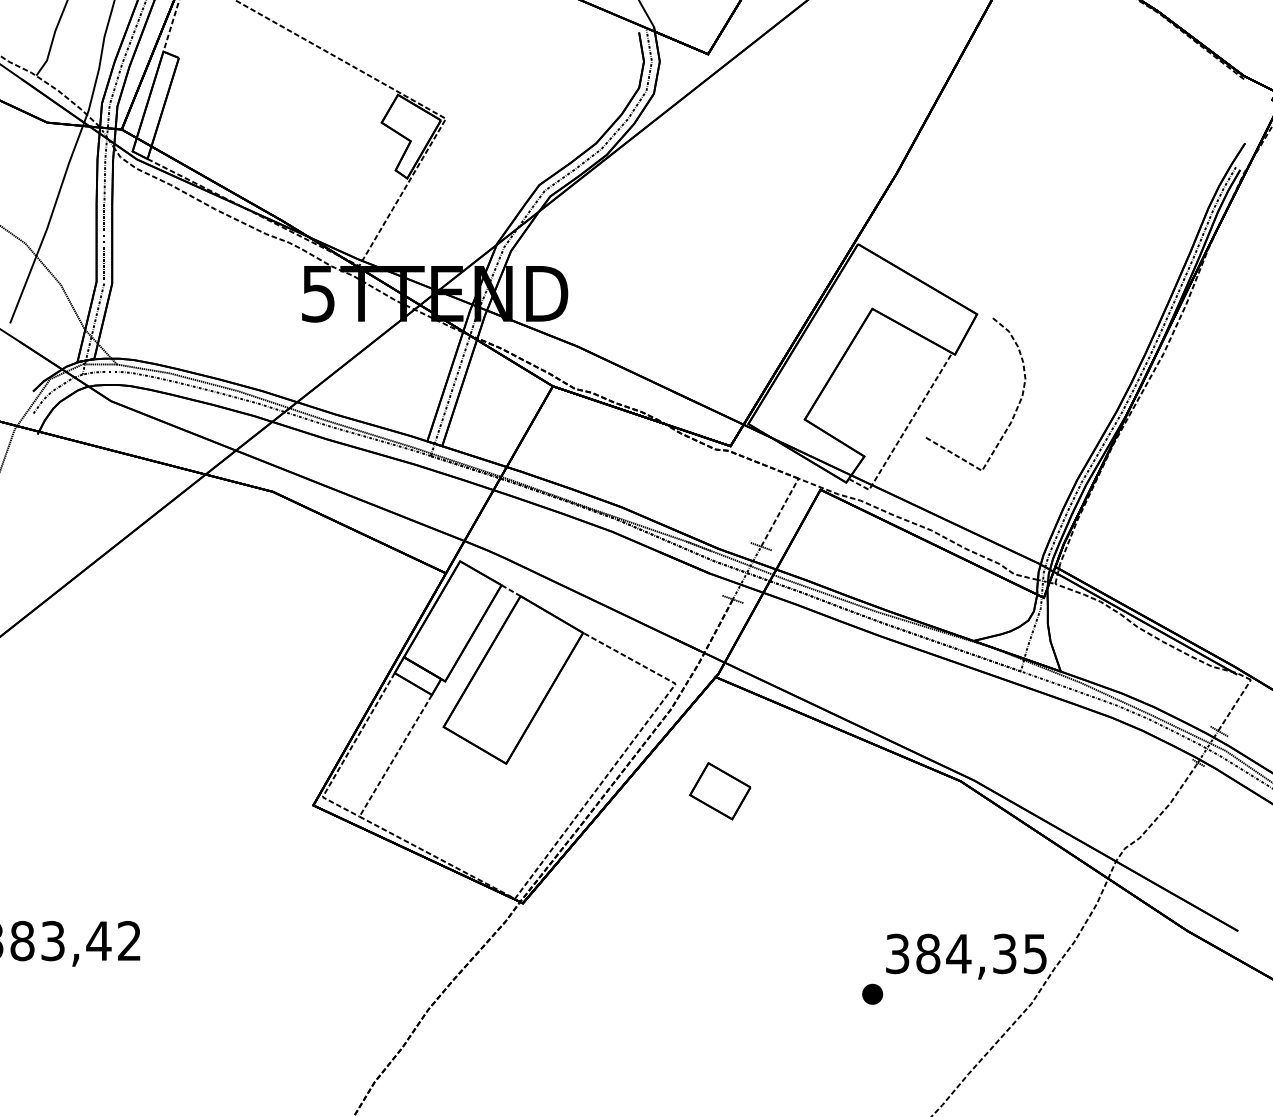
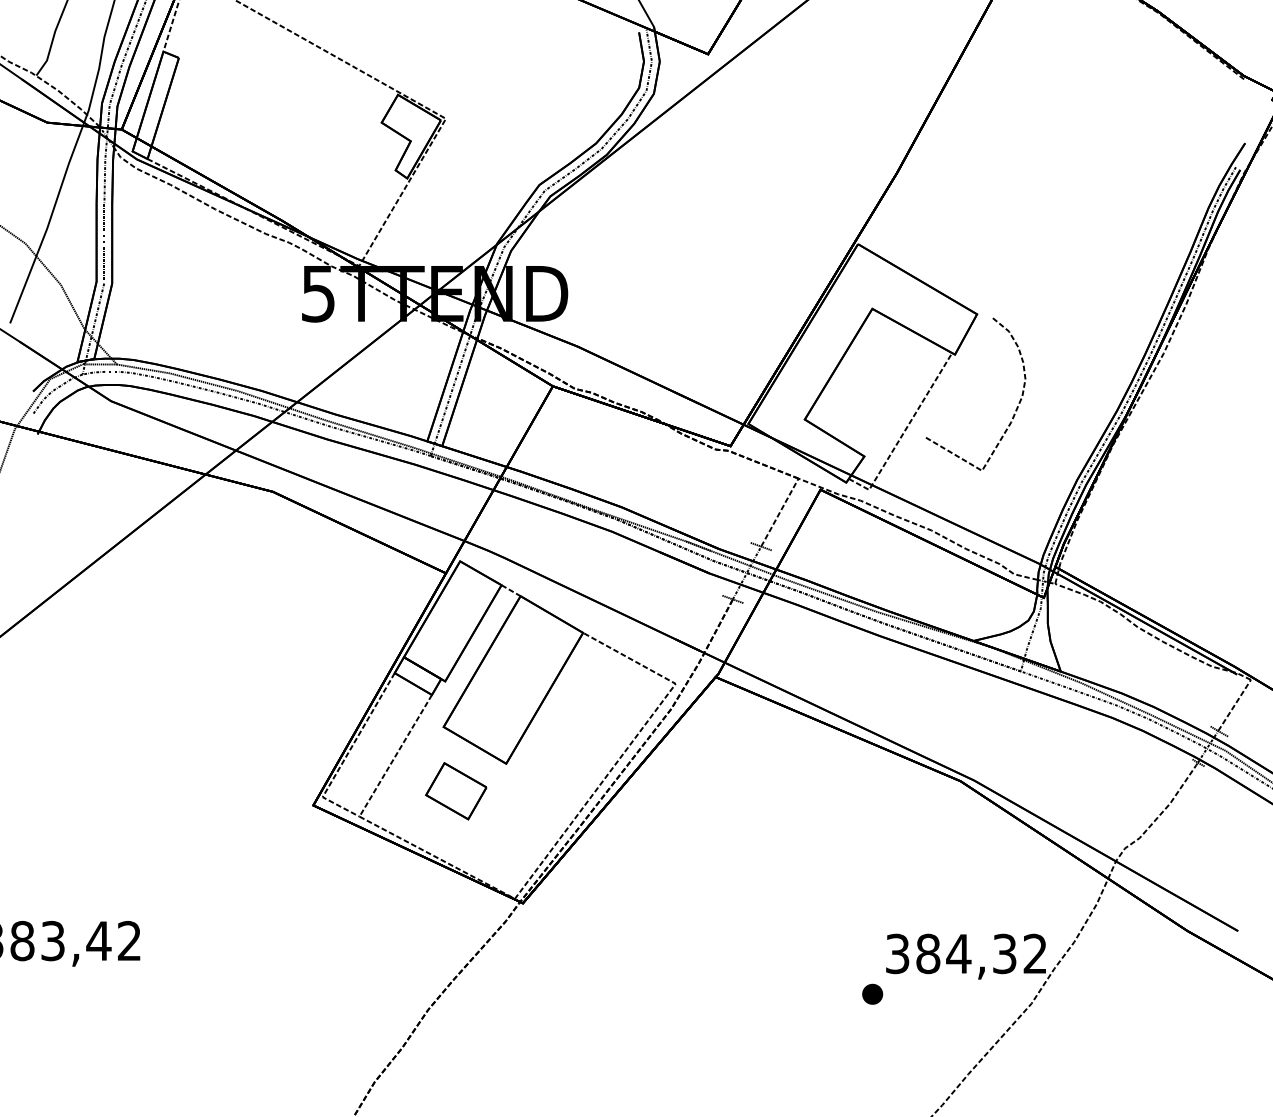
part position: (720, 791) -> (456, 791) (456, 791)
text: 384,35 -> 384,32 (1034, 953)
